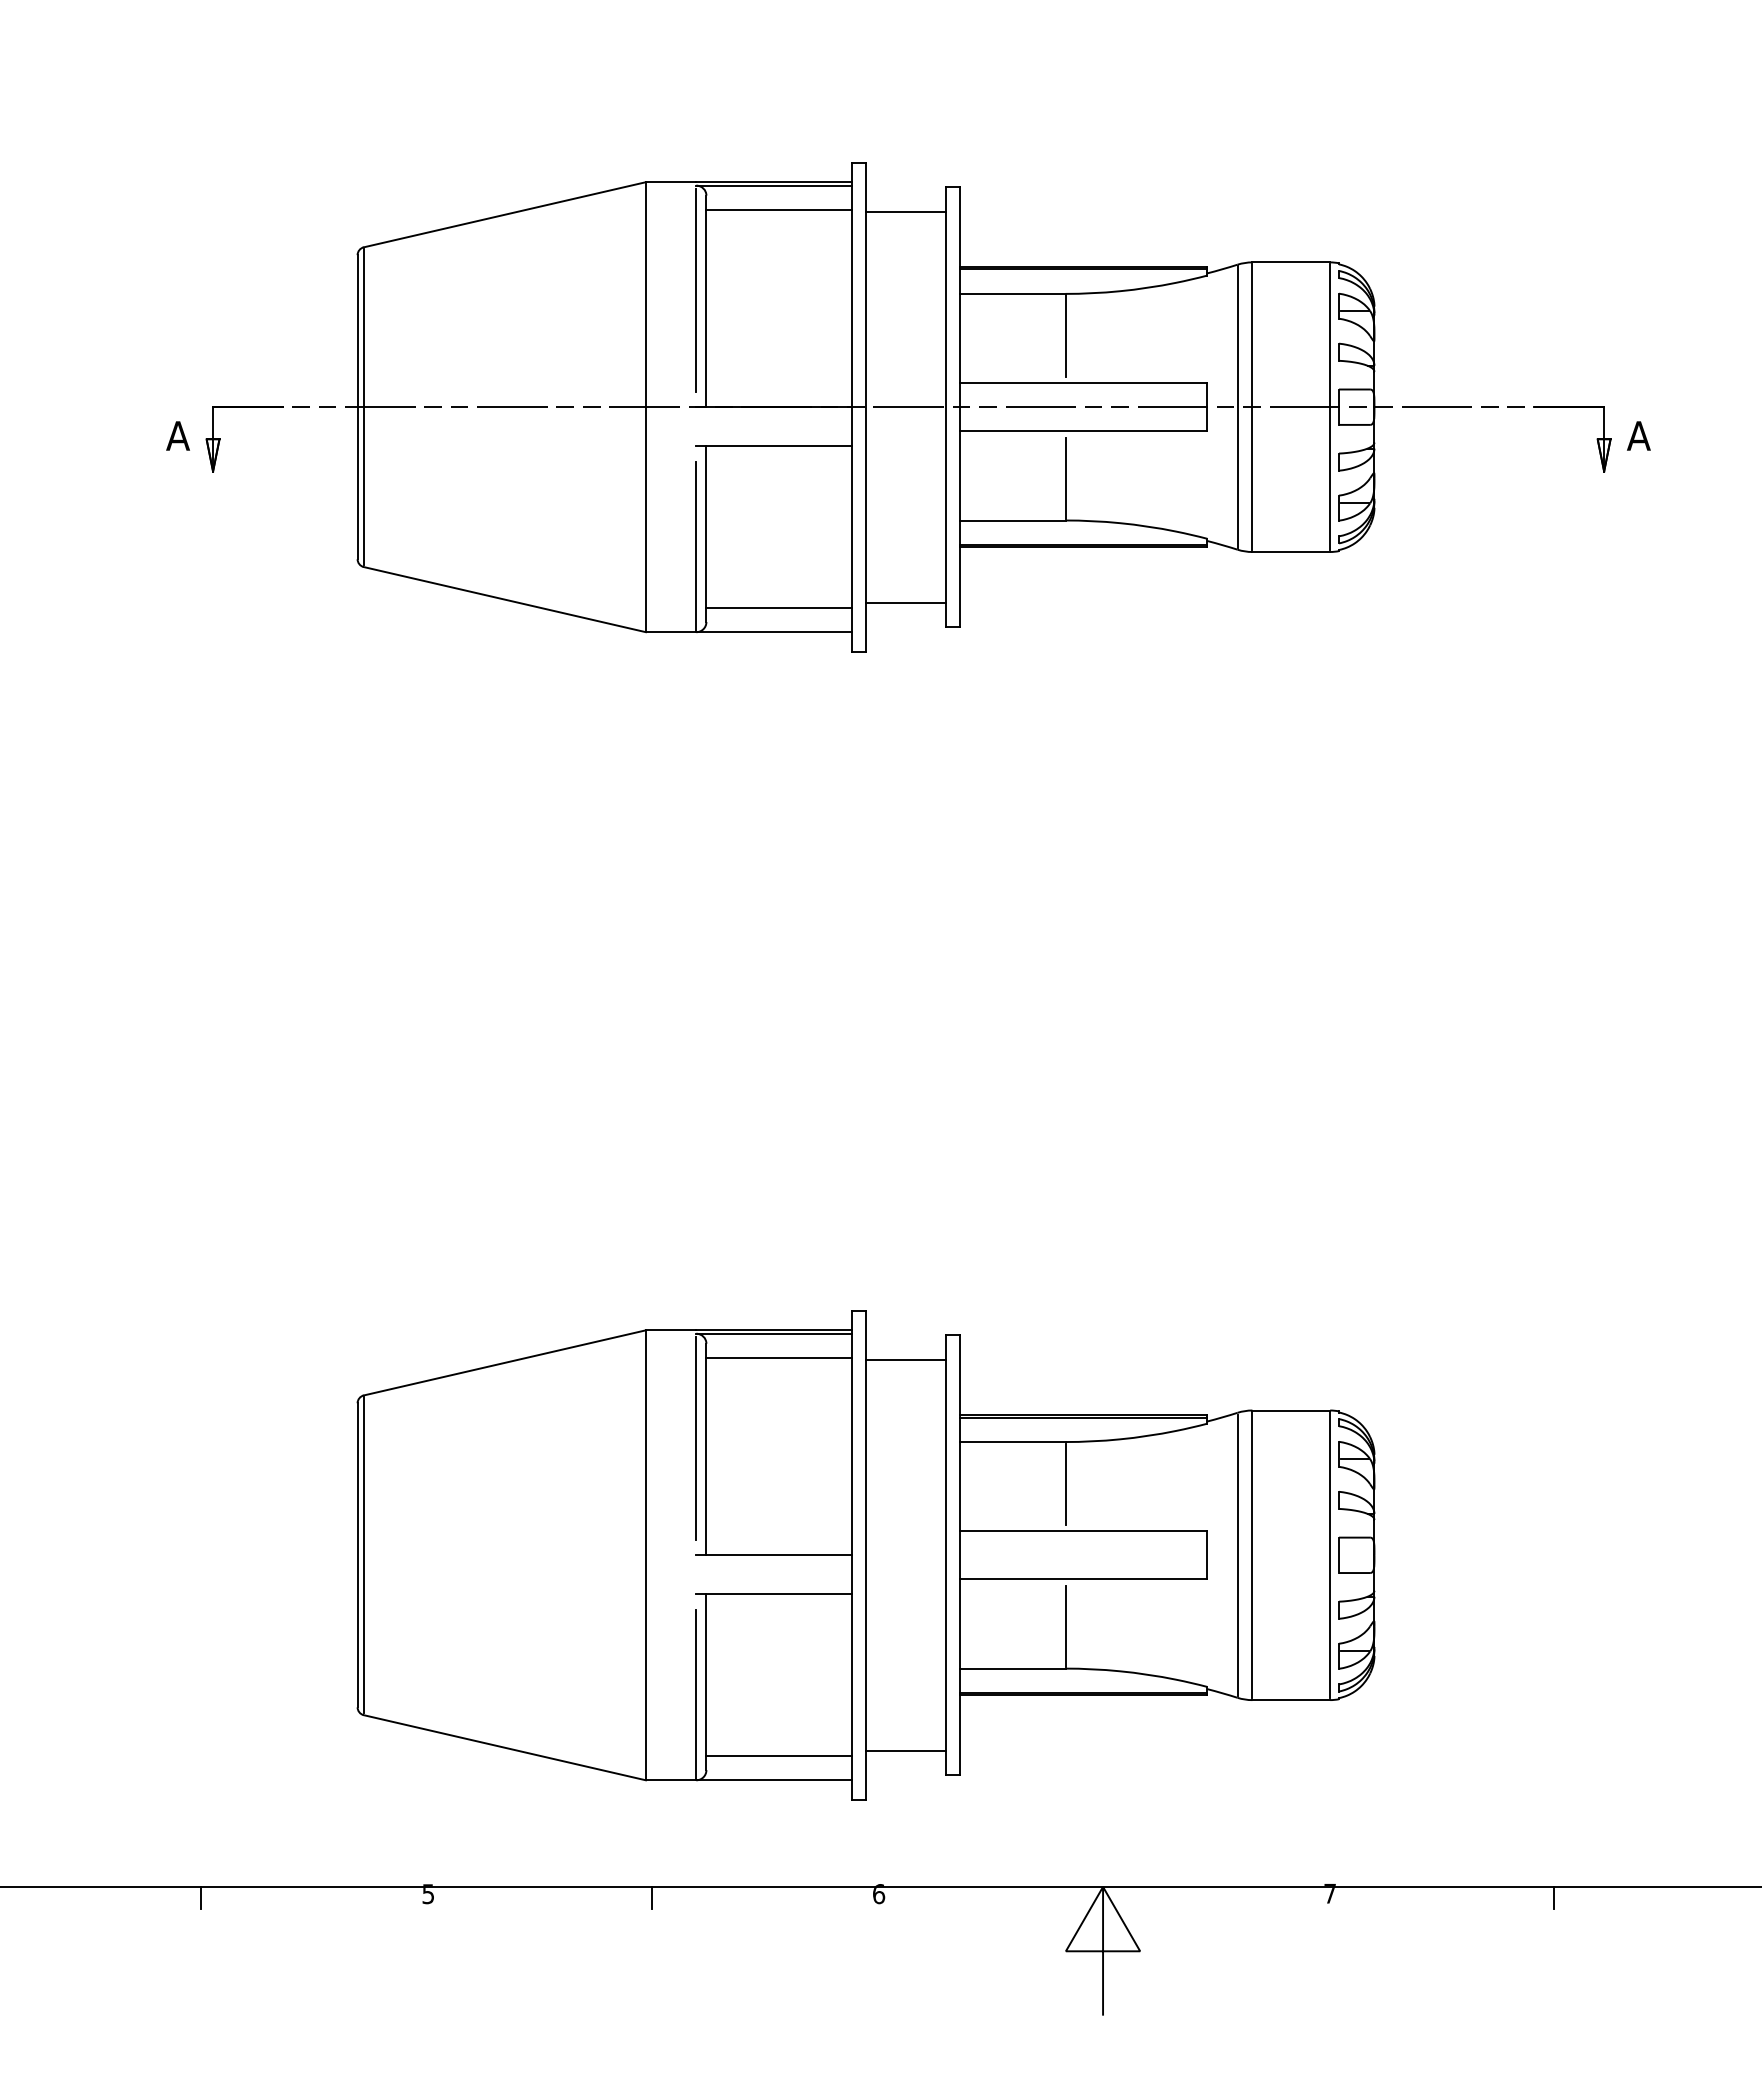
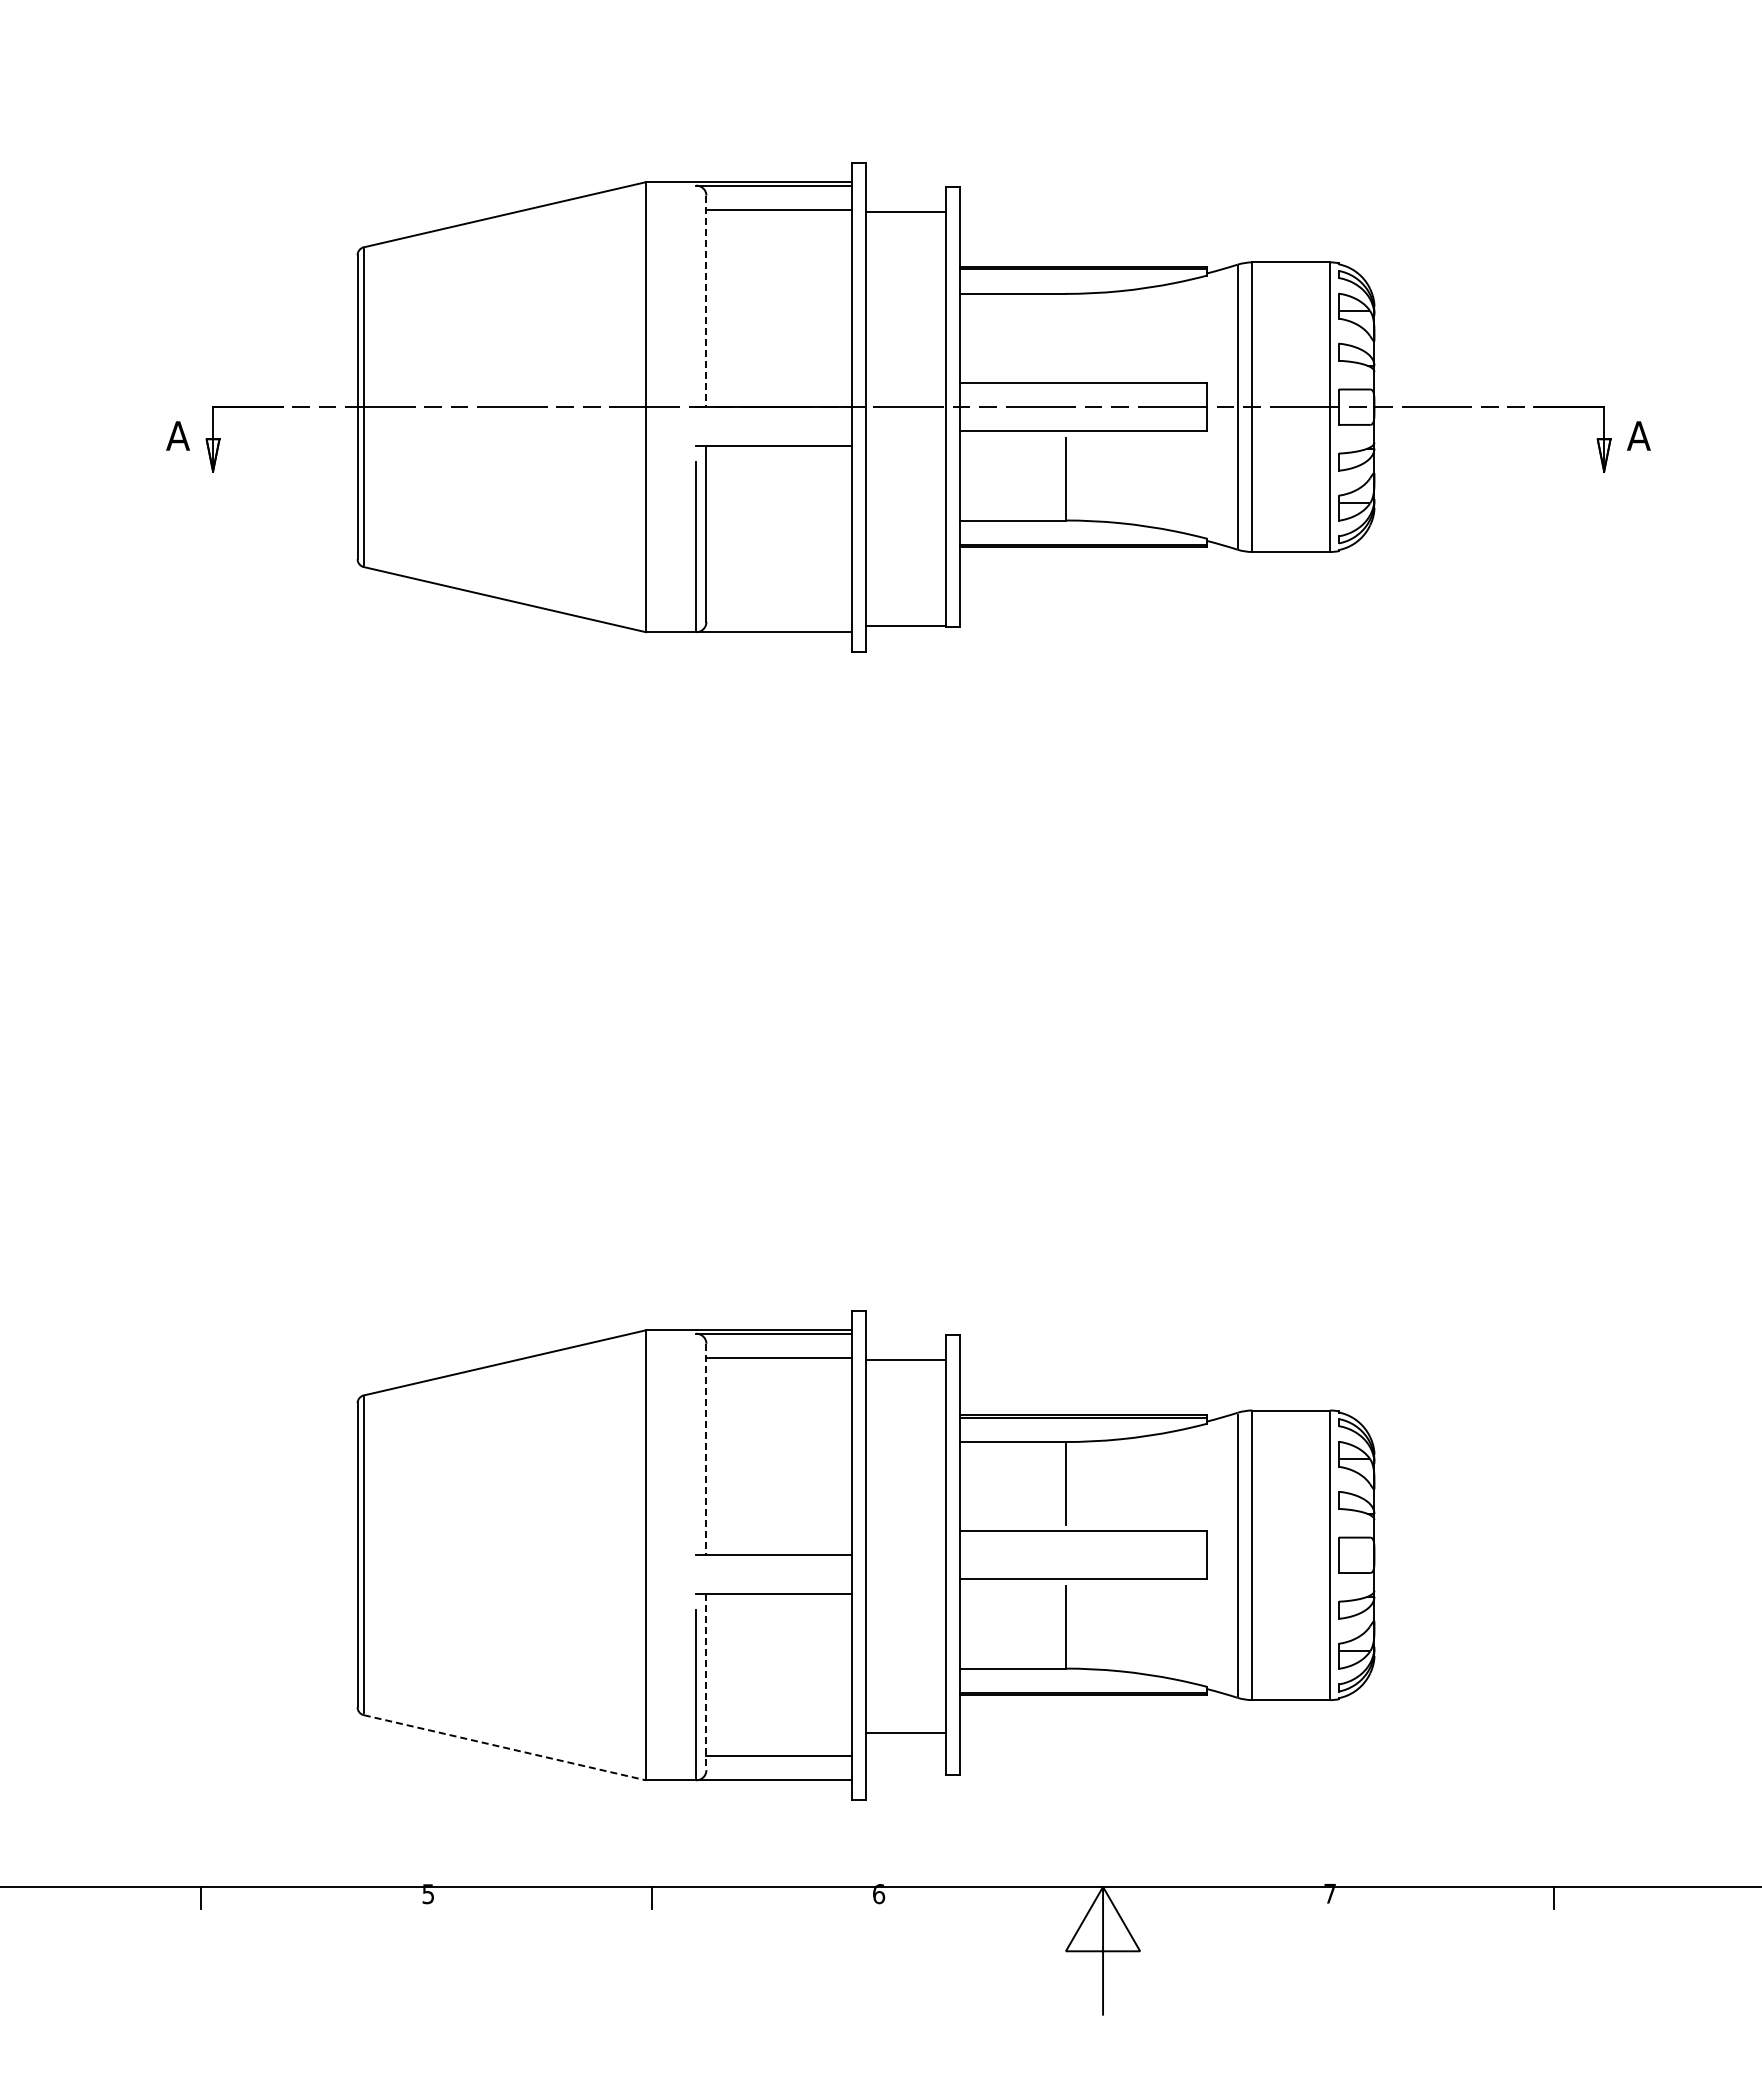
line: present -> none (696, 289)
line: solid -> dashed (706, 301)
line: present -> none (1065, 335)
line position: (905, 602) -> (905, 625) (905, 625)
line: present -> none (778, 607)
line: present -> none (696, 1438)
line: solid -> dashed (706, 1449)
line: solid -> dashed (706, 1682)
line: solid -> dashed (504, 1747)
line position: (905, 1750) -> (905, 1732) (905, 1732)
